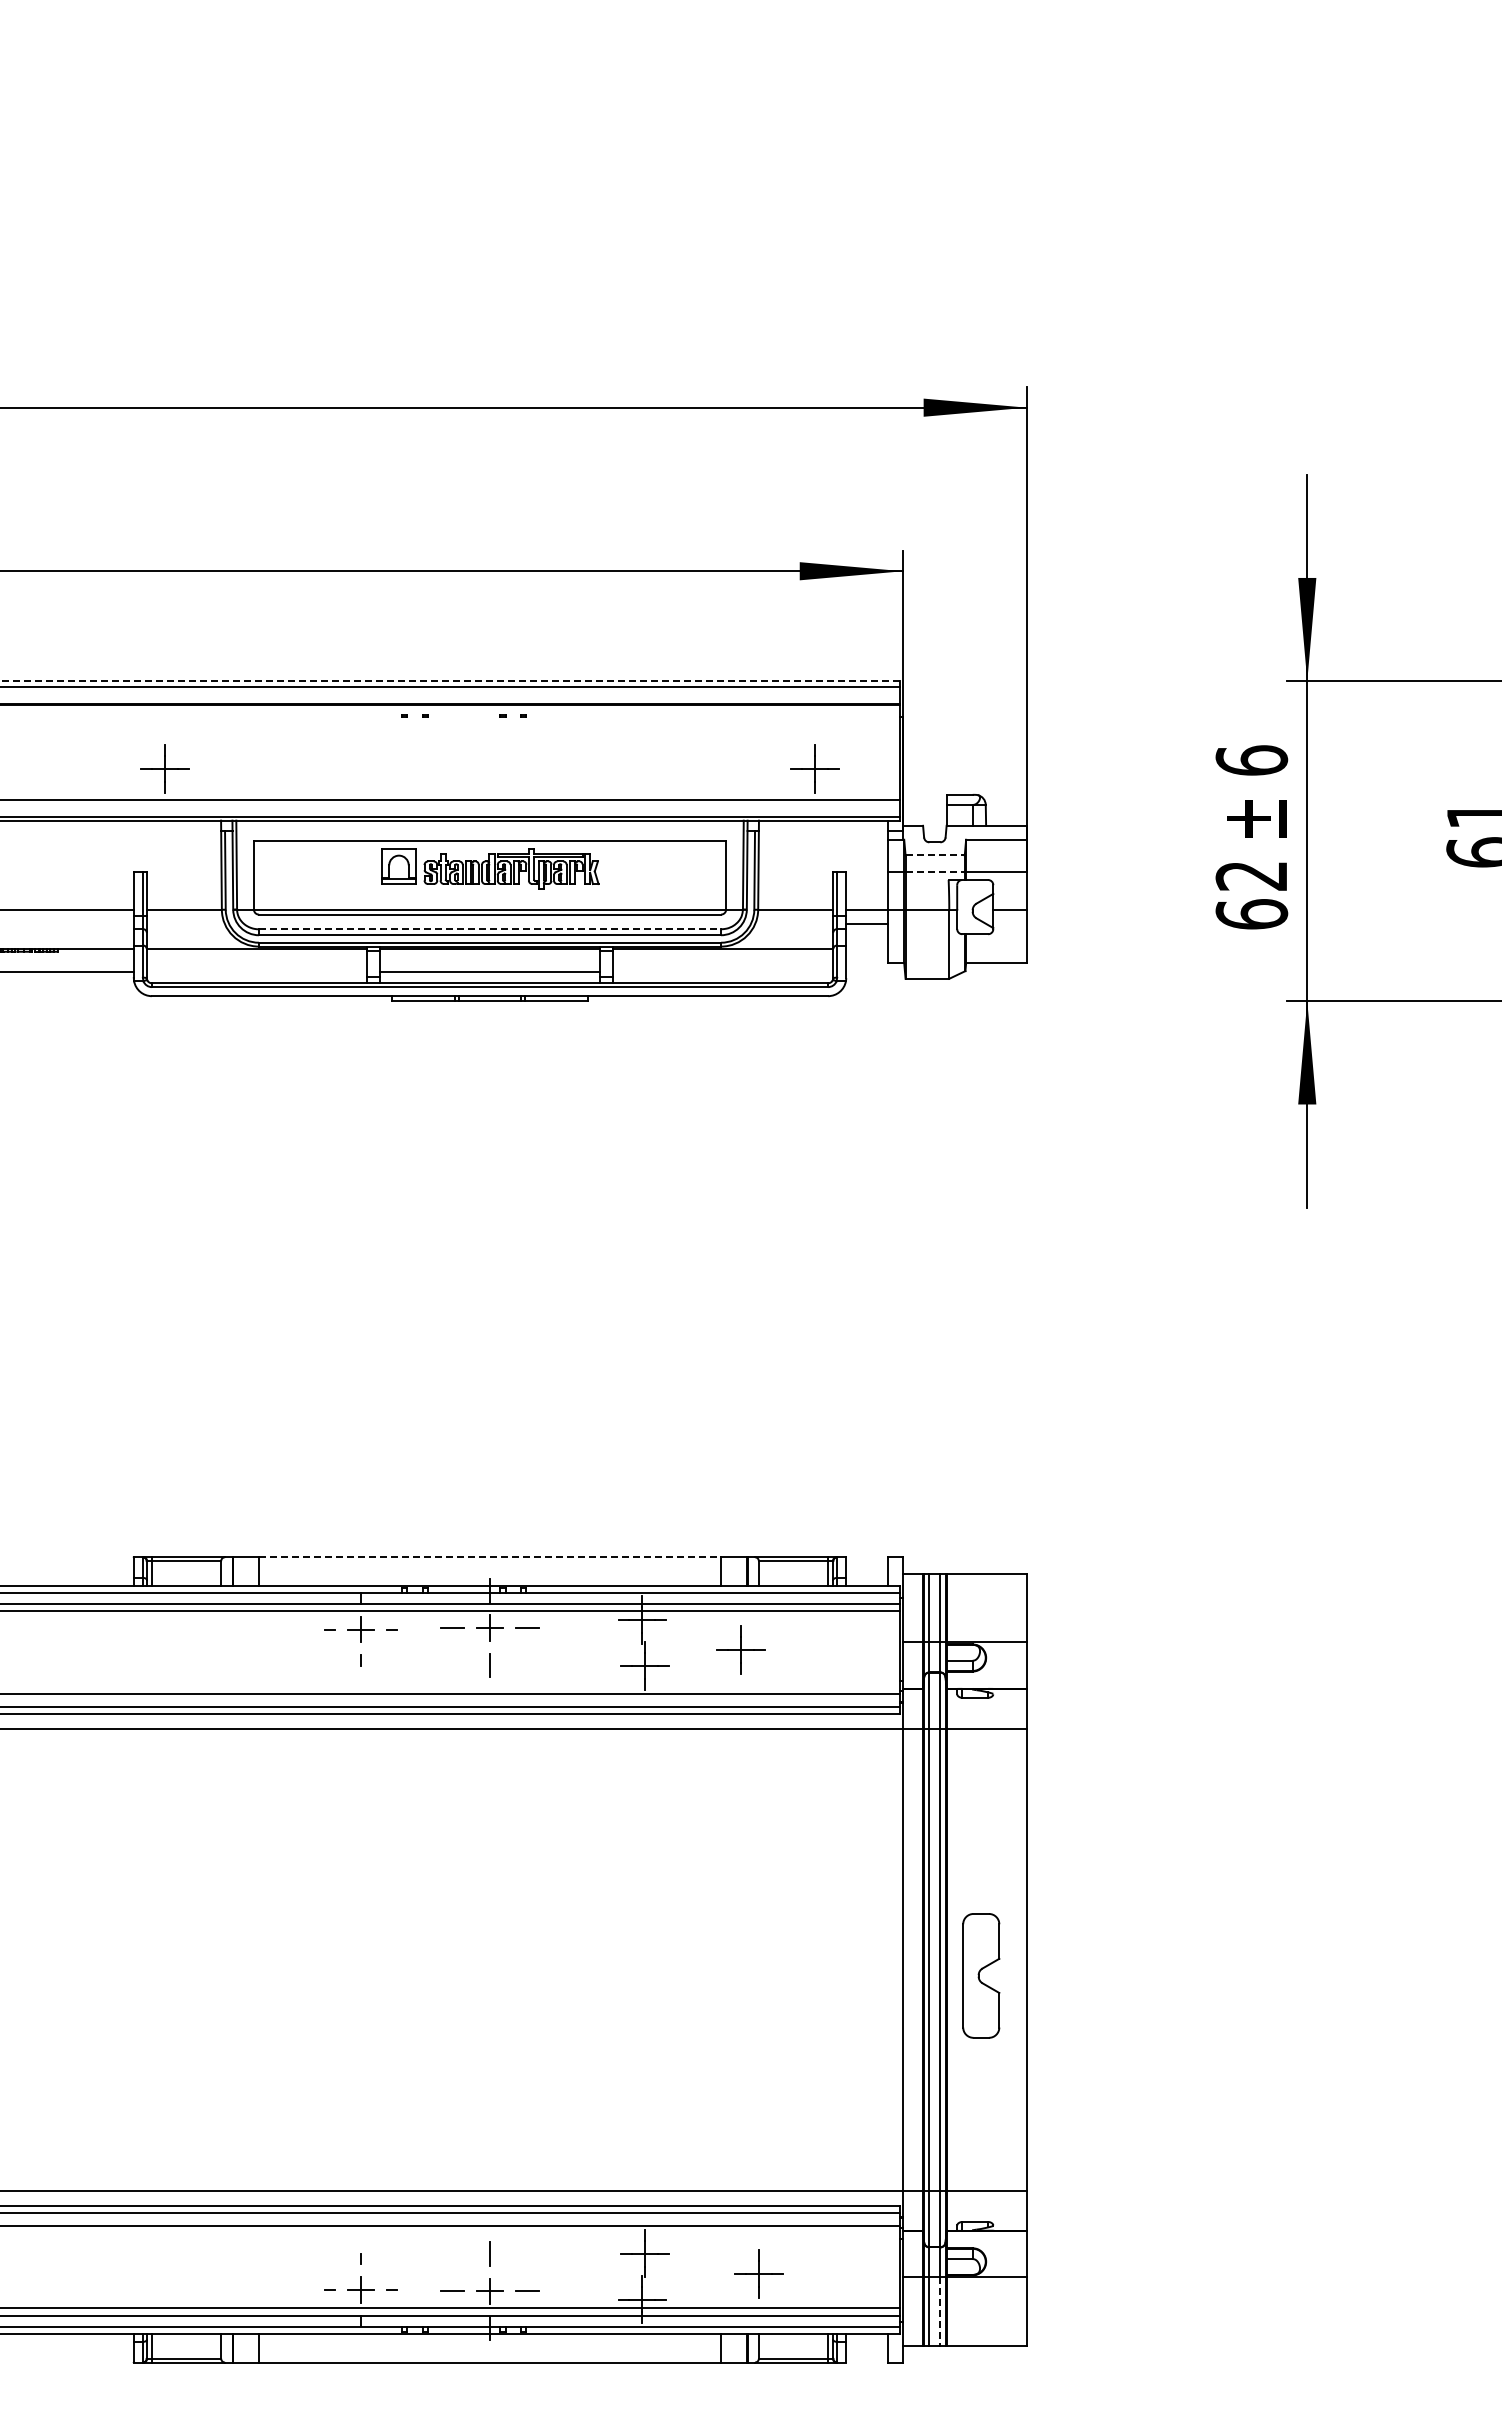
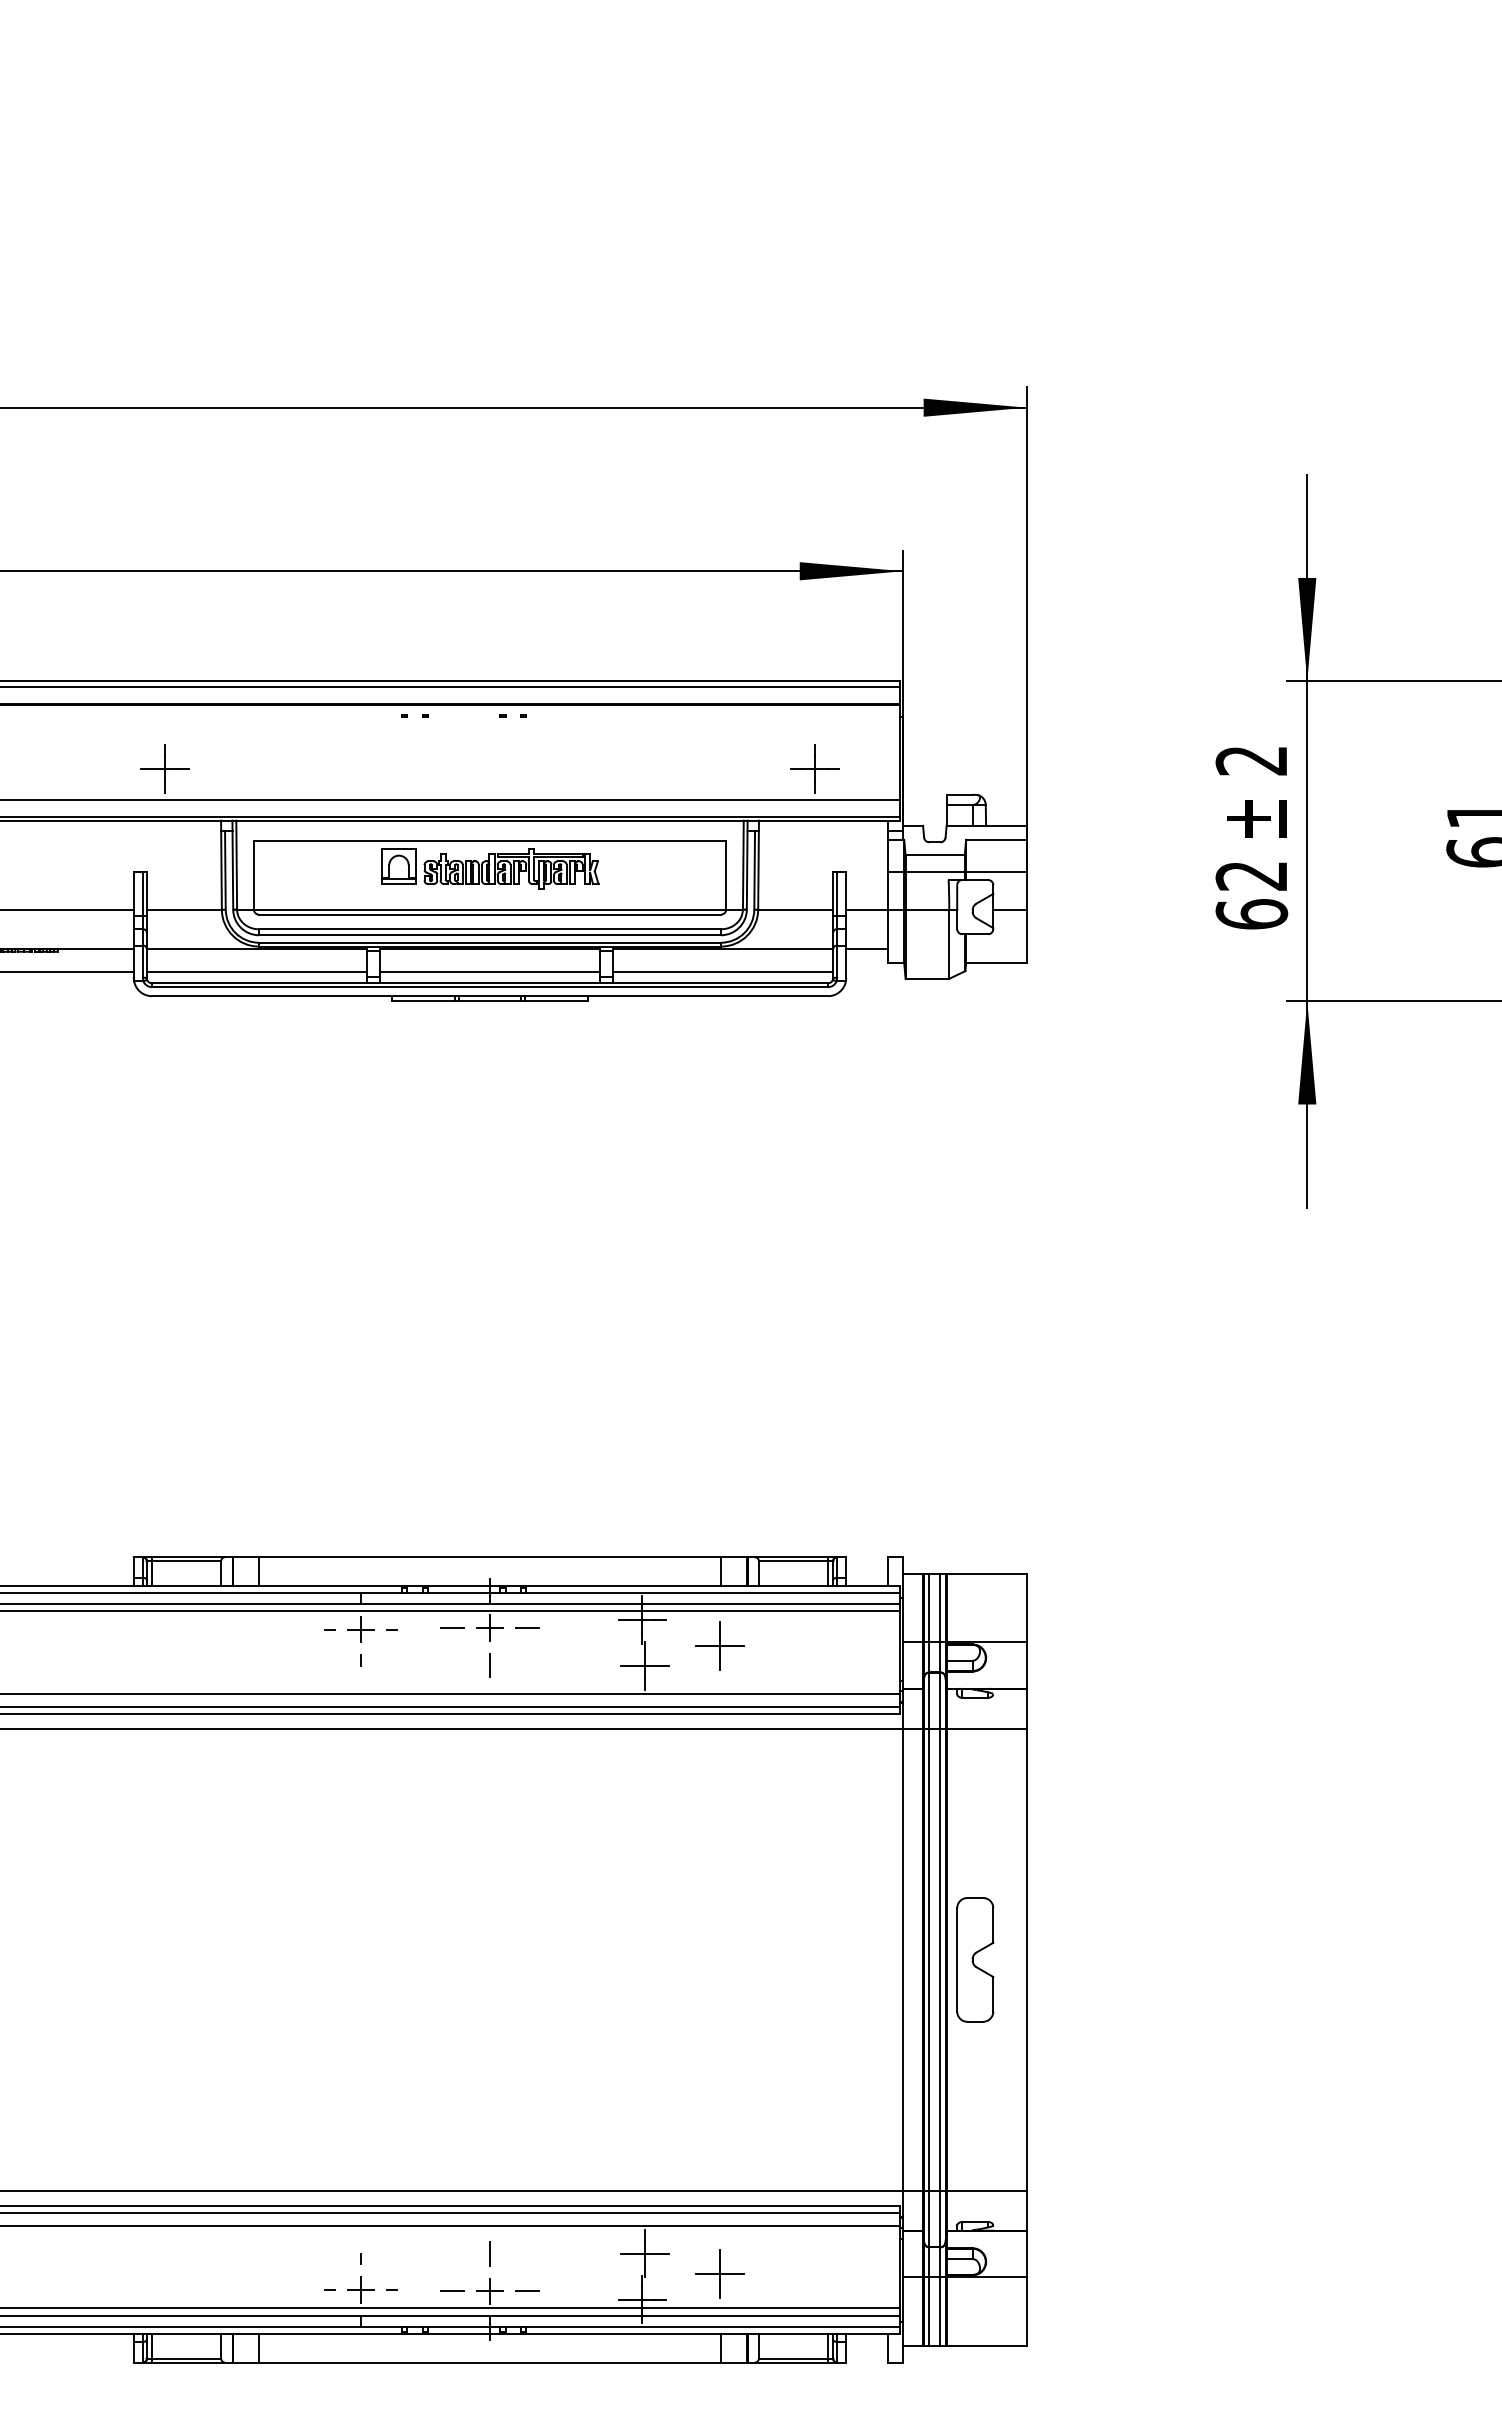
line: dashed -> solid (450, 681)
text: 6 -> 2 (1251, 760)
line: dashed -> solid (935, 855)
line: dashed -> solid (935, 872)
line position: (866, 924) -> (866, 949) (866, 949)
line: dashed -> solid (490, 929)
line: none -> present (256, 972)
line: none -> present (723, 972)
line: dashed -> solid (490, 1557)
part position: (740, 1649) -> (719, 1645) (719, 1645)
part position: (981, 1975) -> (975, 1959) (975, 1959)
part position: (758, 2273) -> (719, 2273) (719, 2273)
line: dashed -> solid (940, 2312)
